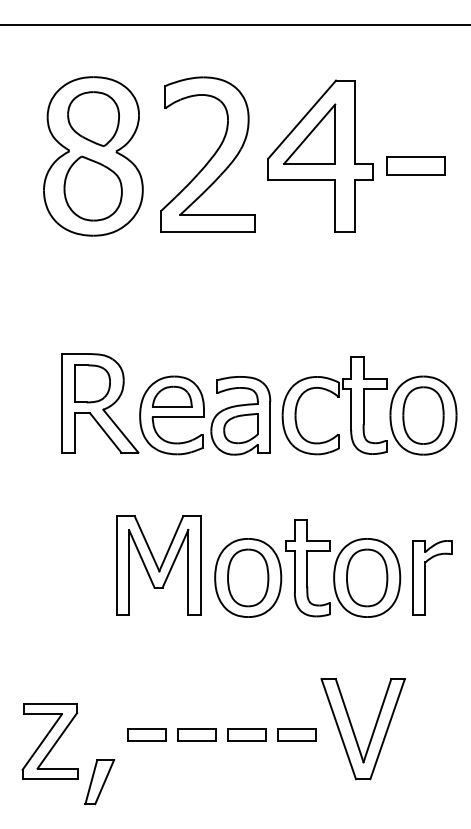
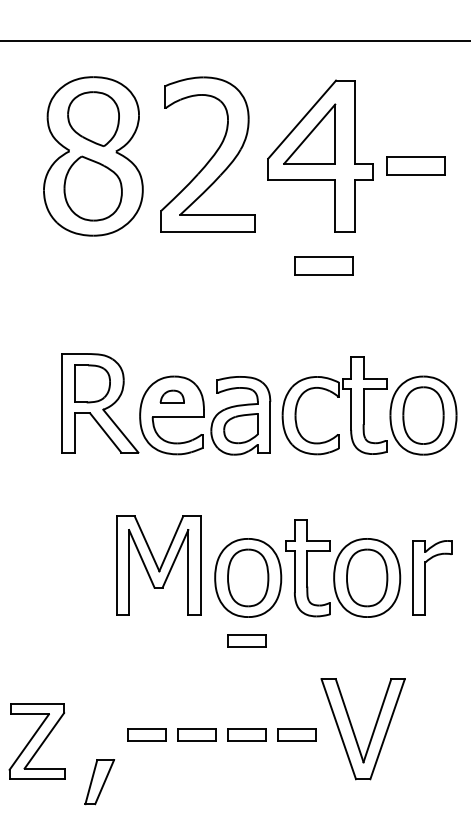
line position: (234, 24) -> (234, 40) (234, 40)
part: none -> present (323, 265)
part size: 41x23 px -> 26x15 px (171, 396)
part: none -> present (246, 640)
part position: (49, 741) -> (36, 741) (36, 741)
